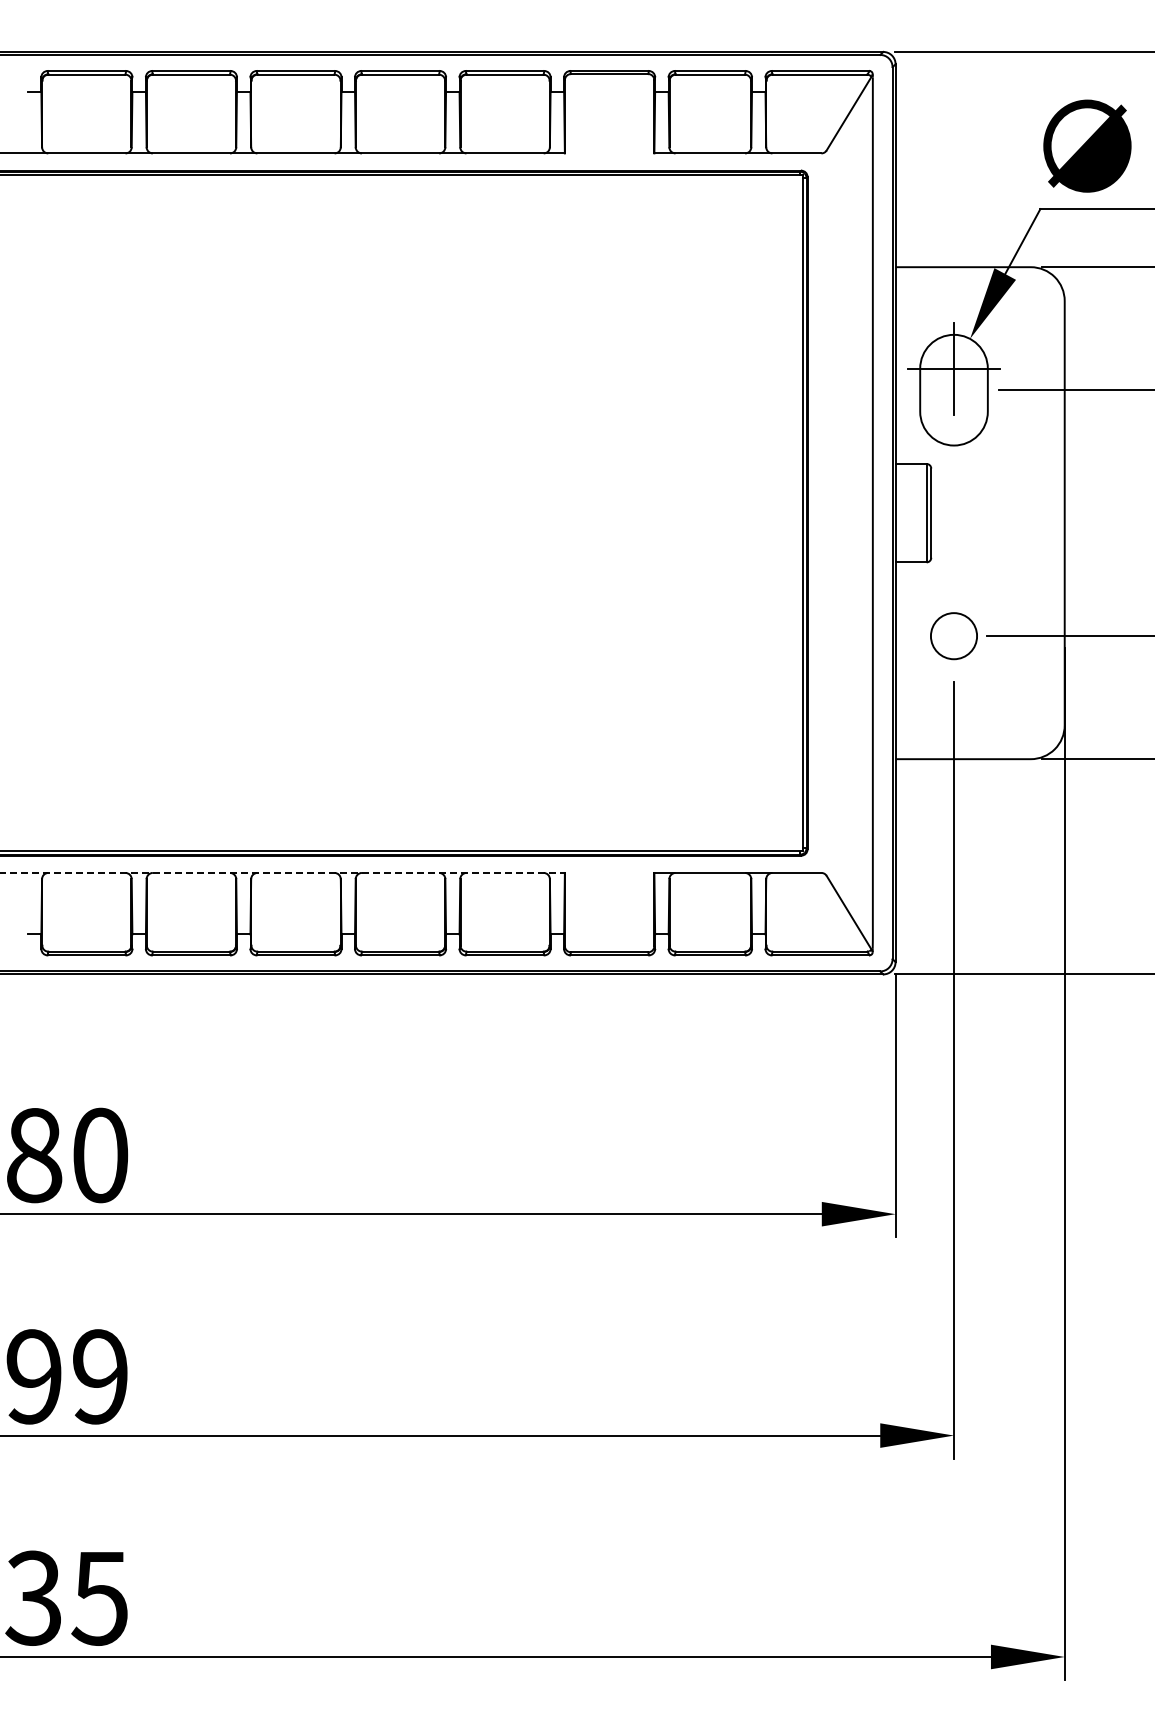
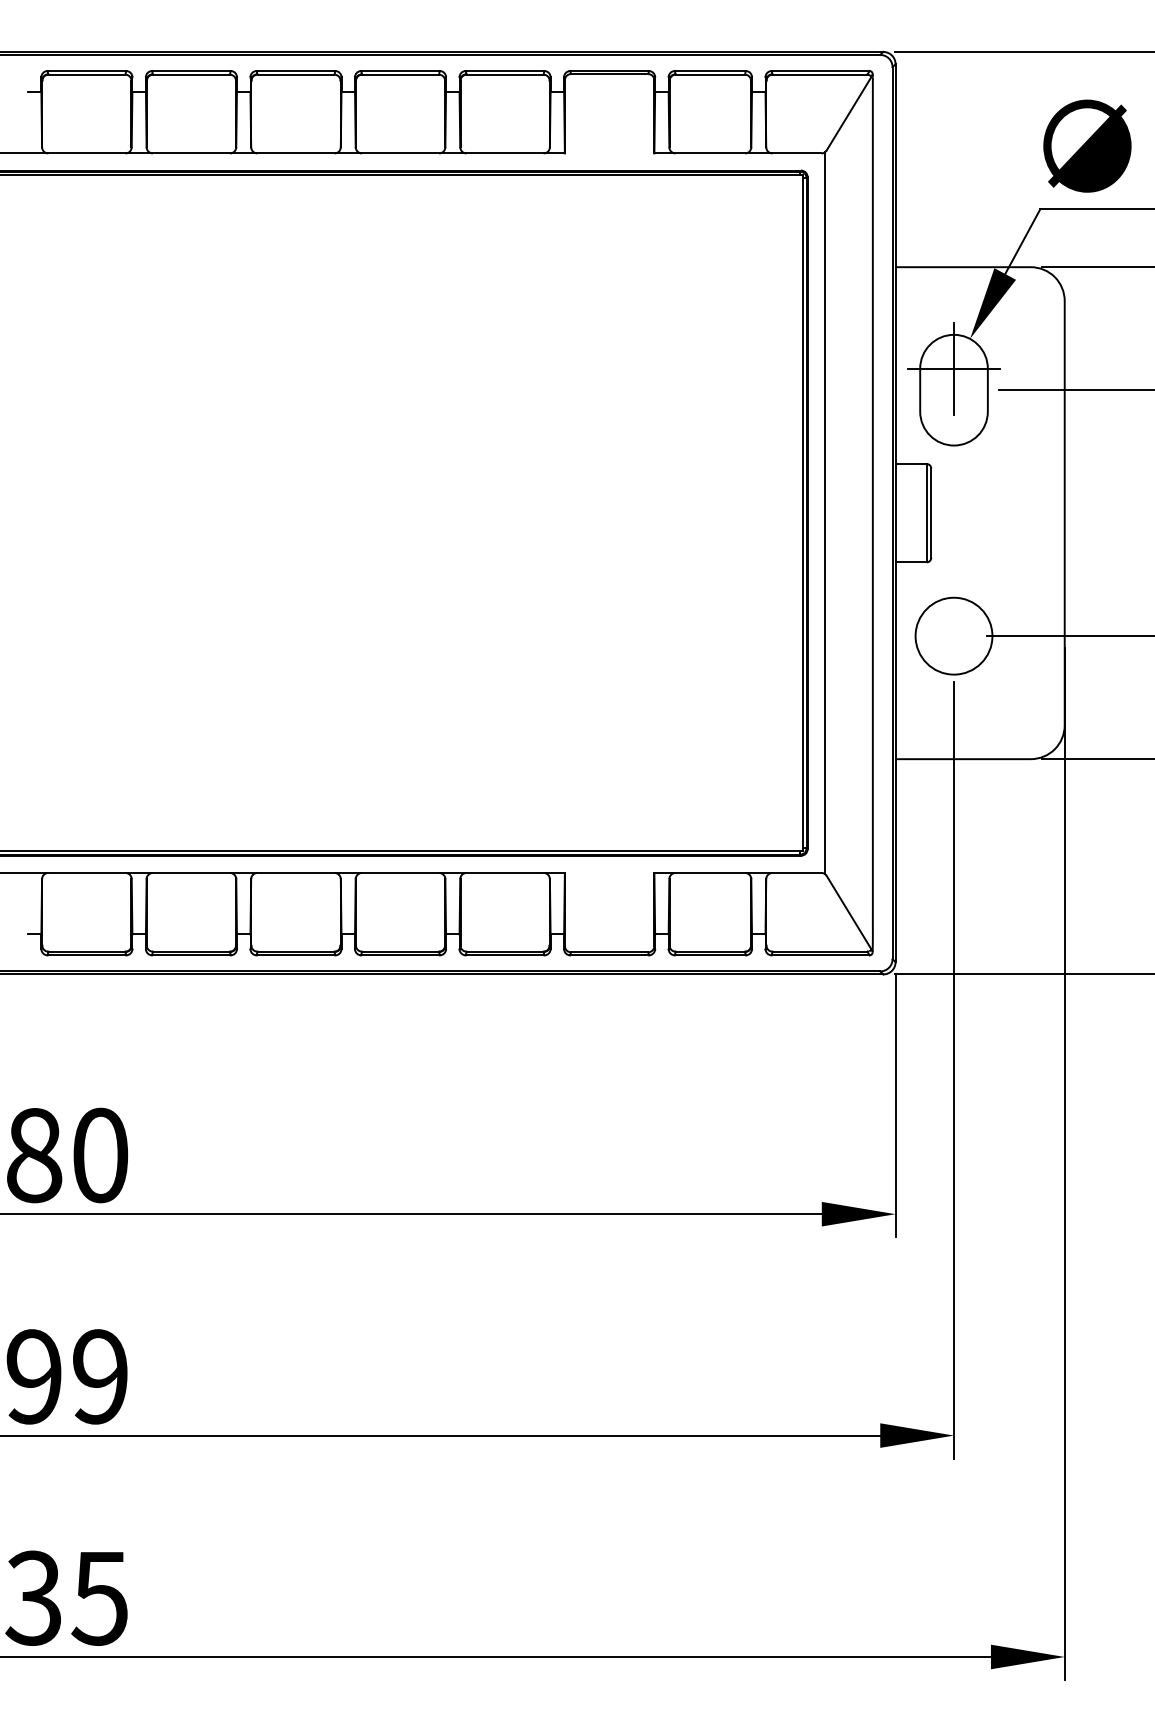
line: none -> present (824, 513)
circle diameter: 46 px -> 77 px (953, 635)
line: dashed -> solid (283, 872)
